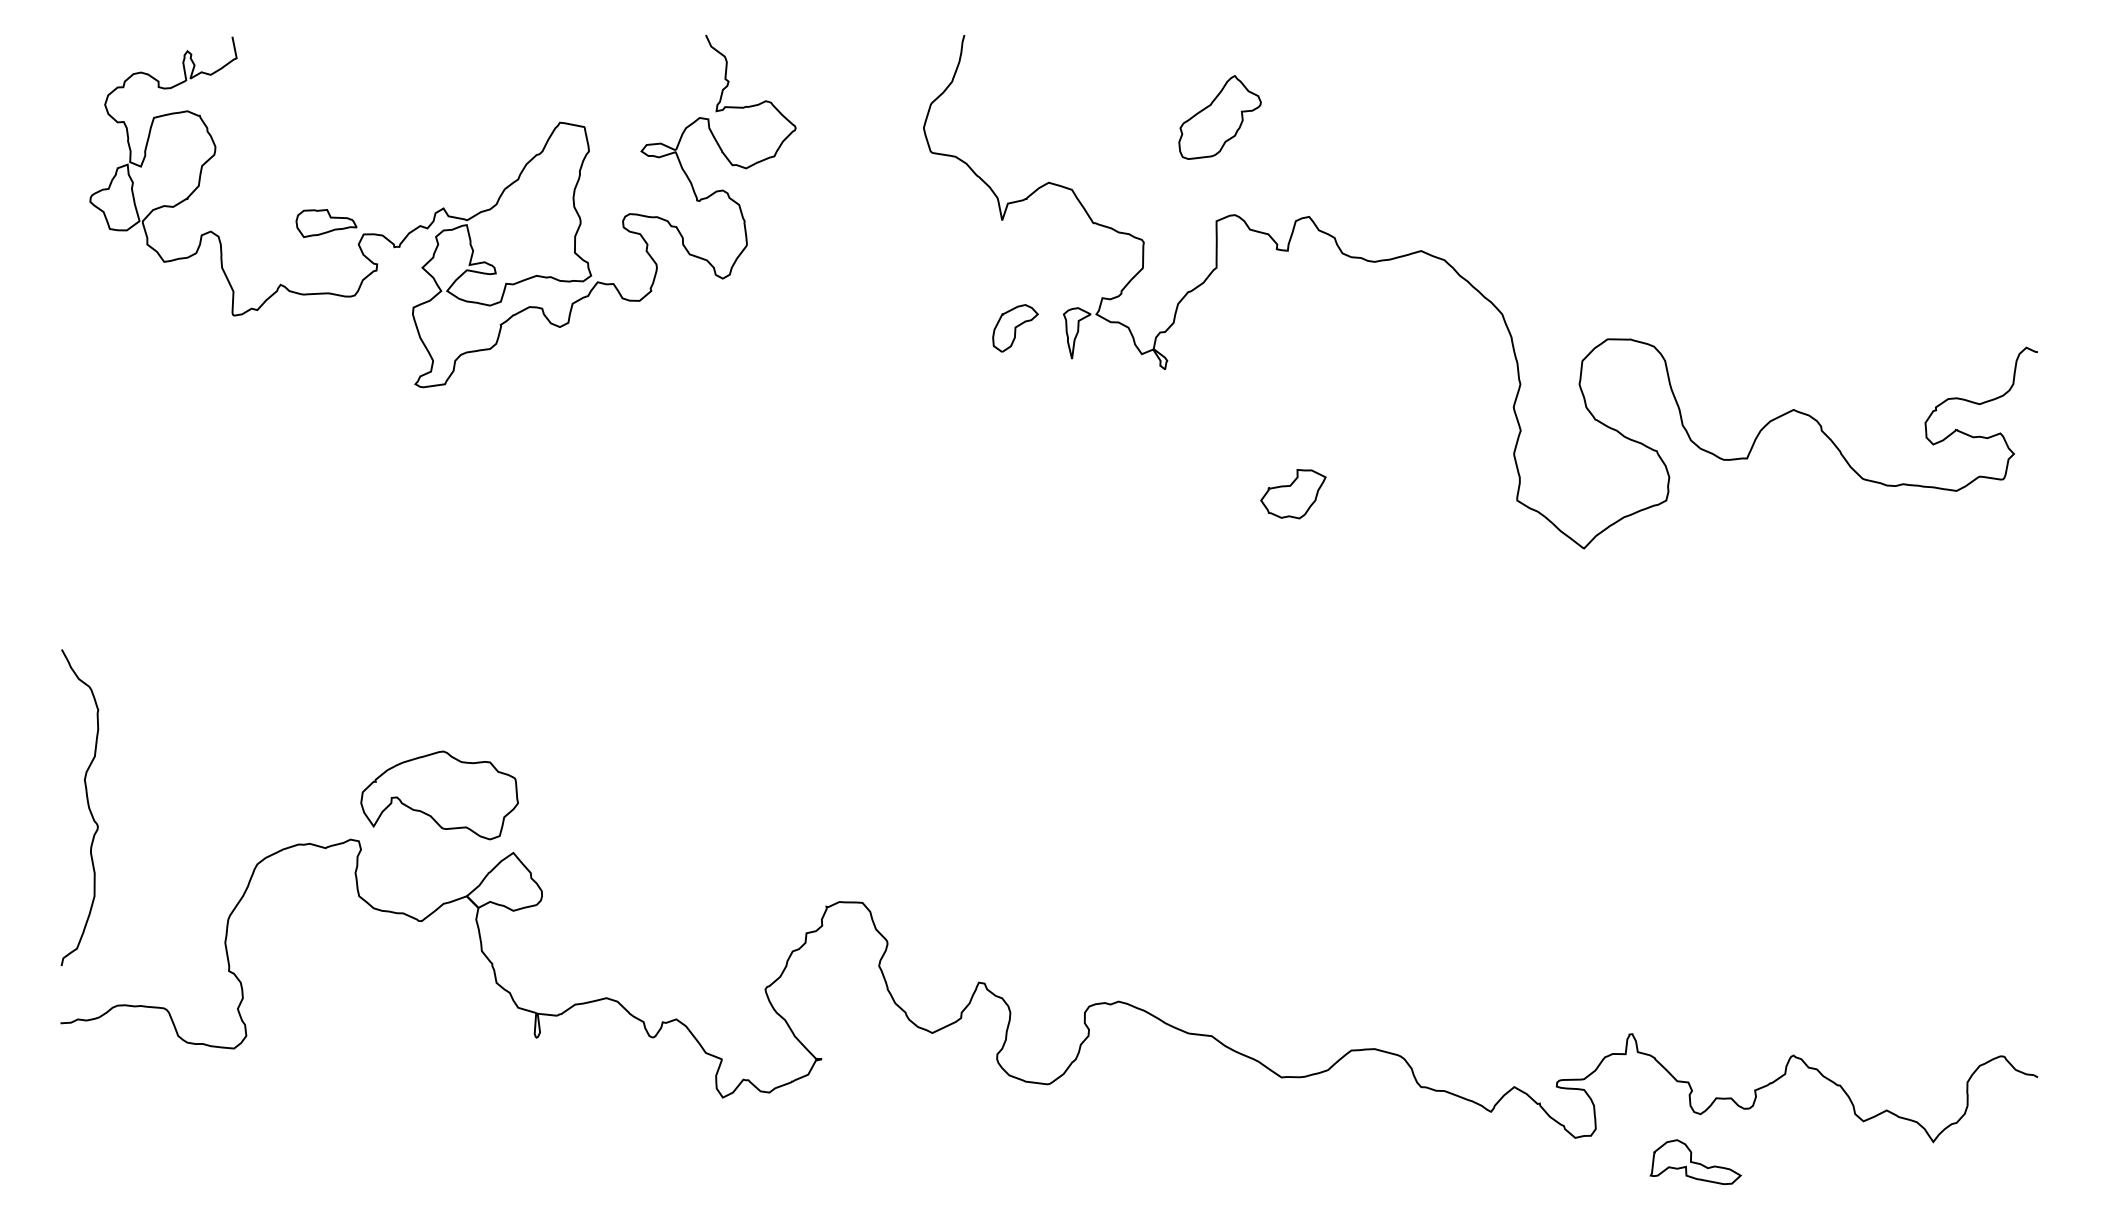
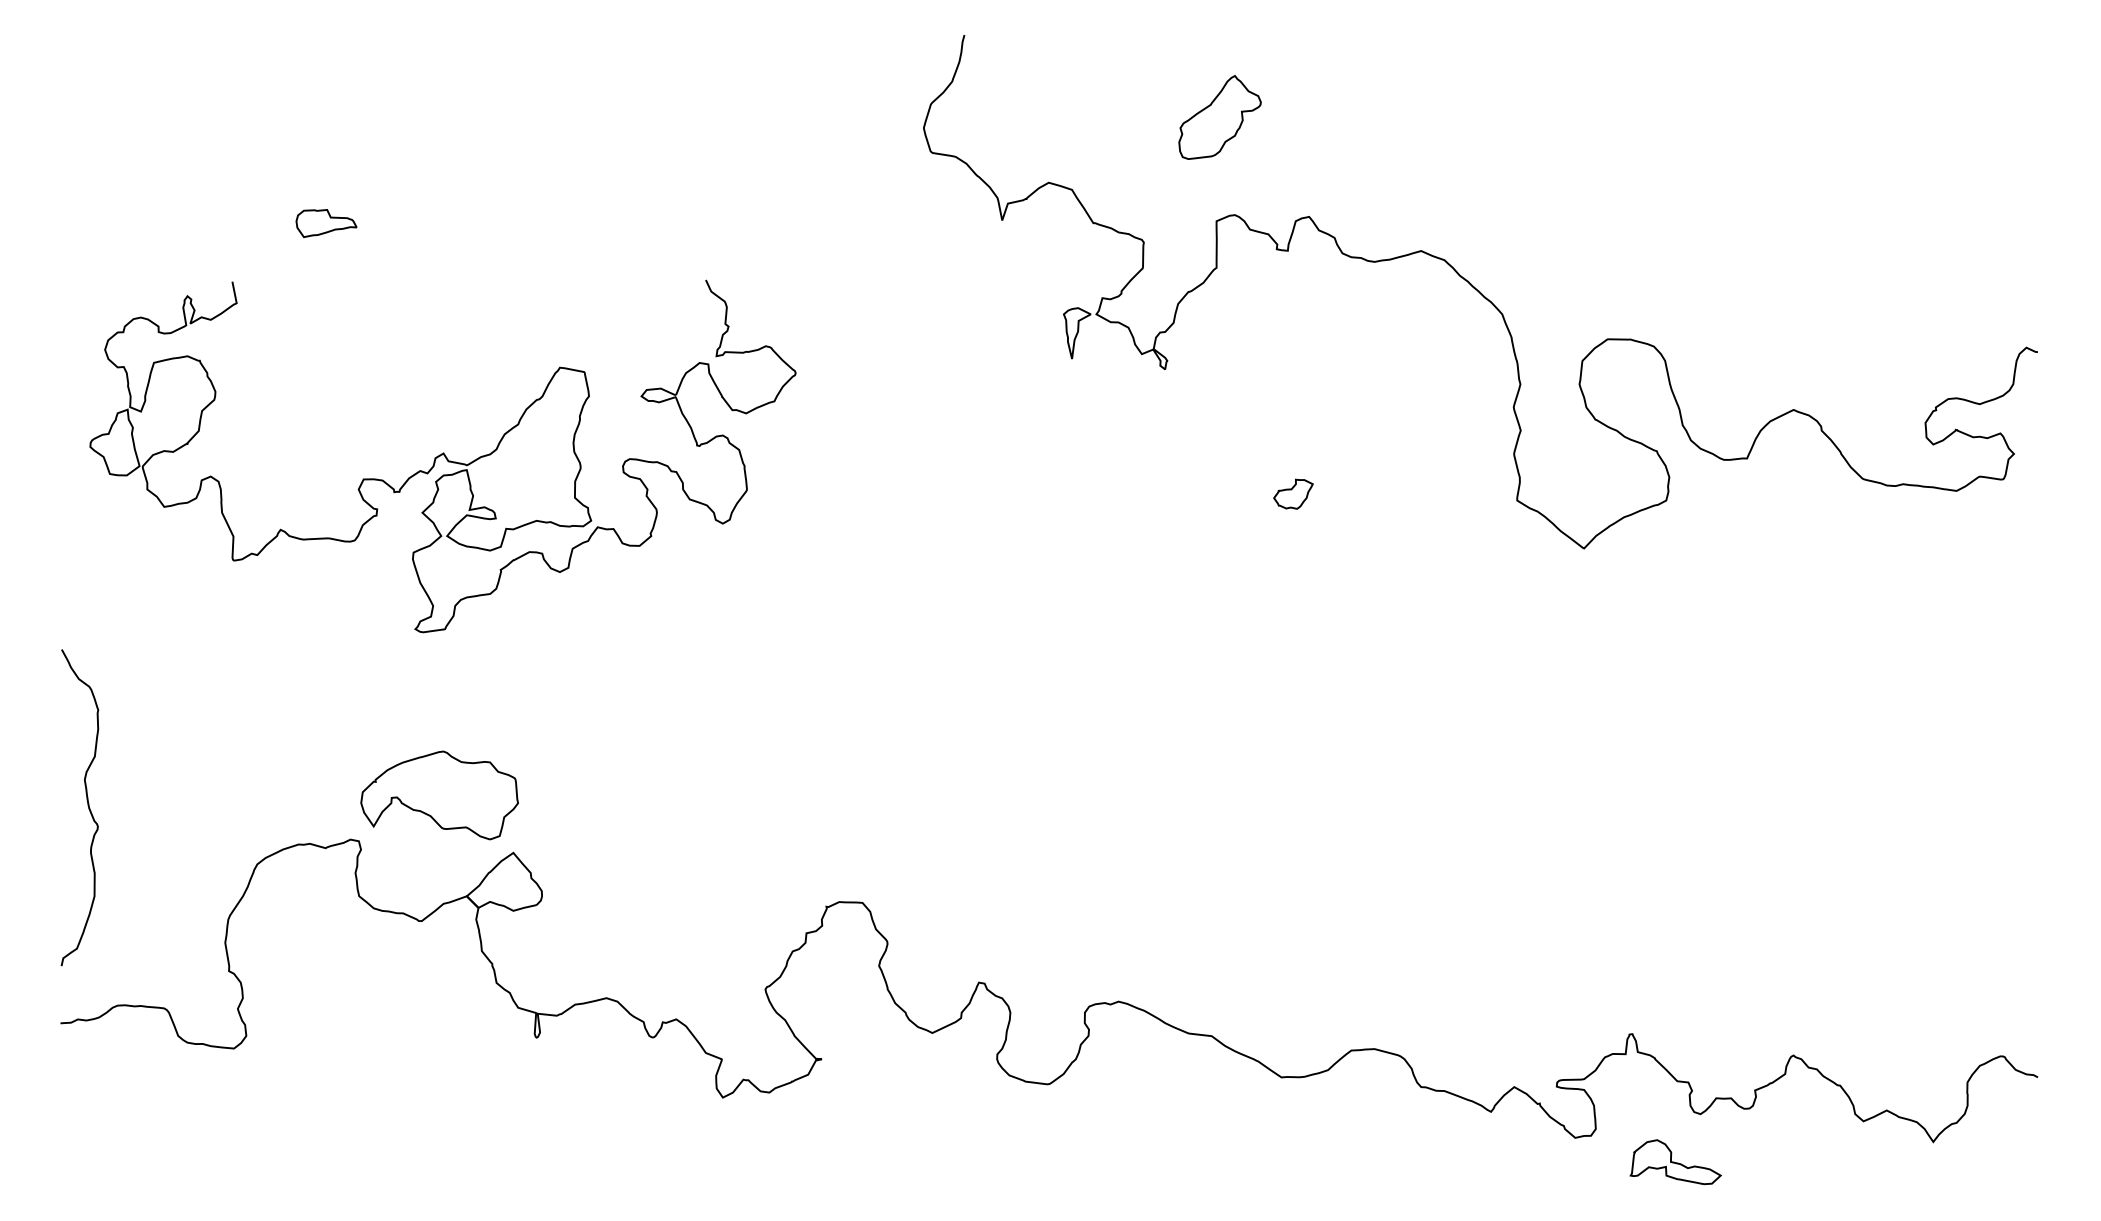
part position: (442, 211) -> (442, 456) (442, 456)
part: present -> none (1015, 328)
part size: 67x51 px -> 41x32 px (1293, 493)
part position: (1695, 1162) -> (1675, 1162) (1675, 1162)
